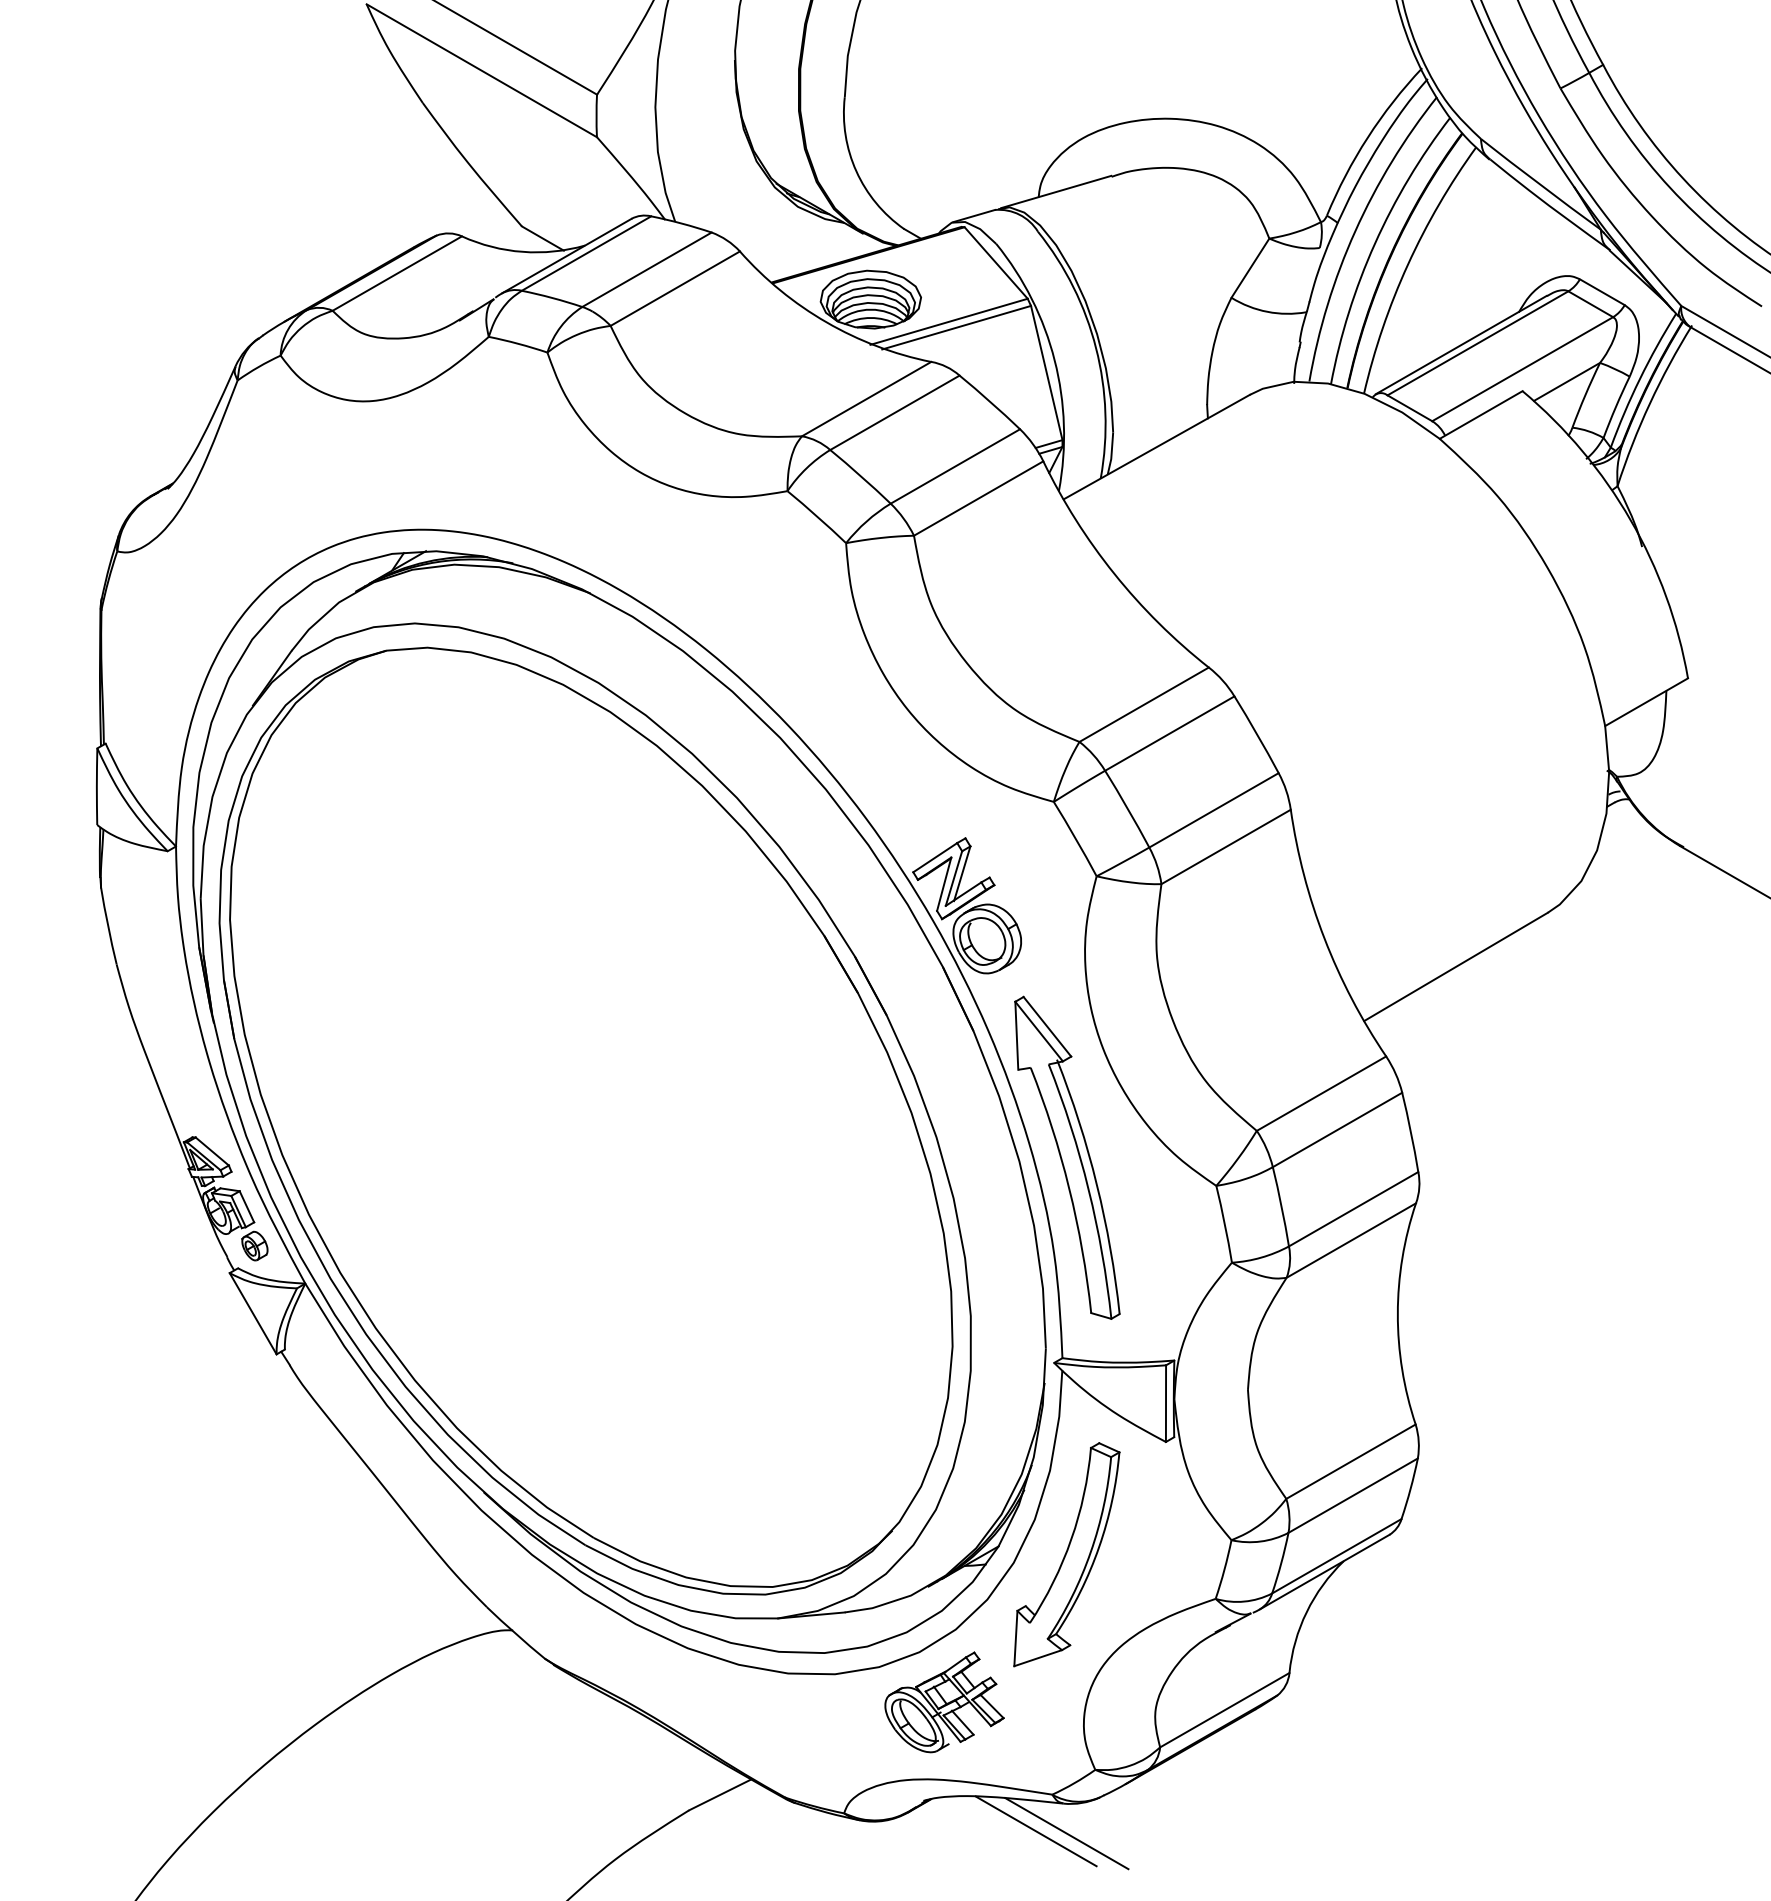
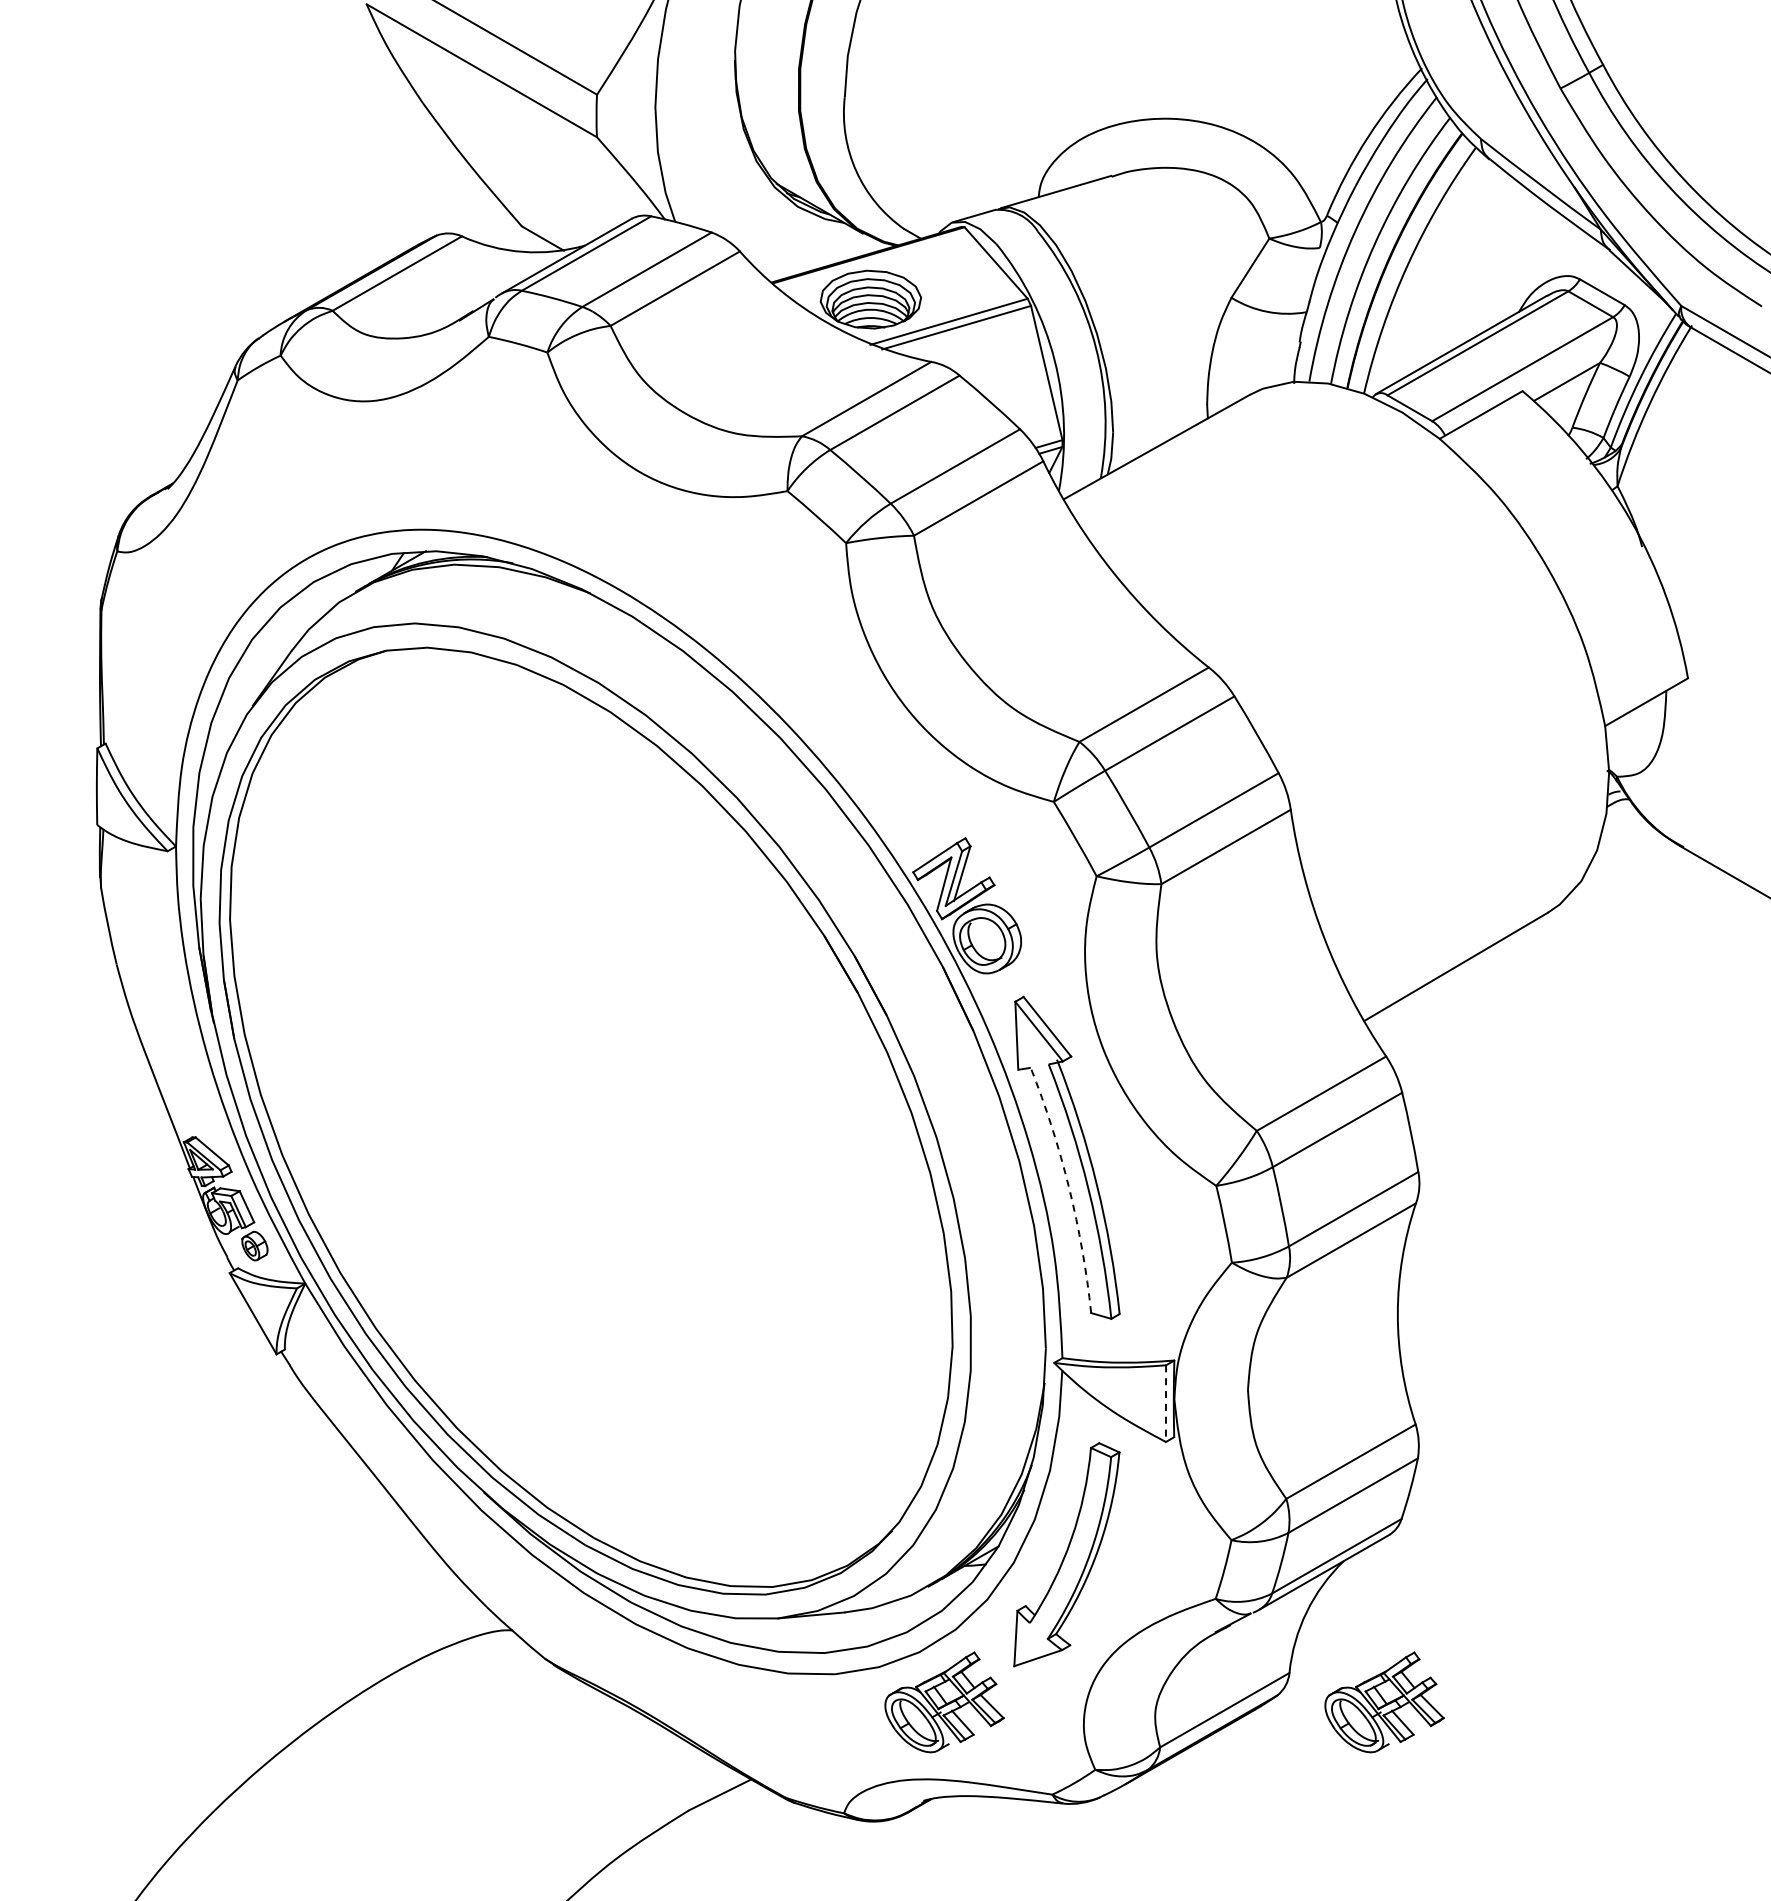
arc: solid -> dashed (1069, 1188)
line: solid -> dashed (1166, 1404)
part: none -> present (1384, 1702)
line: present -> none (1035, 1831)
line: present -> none (1066, 1833)
